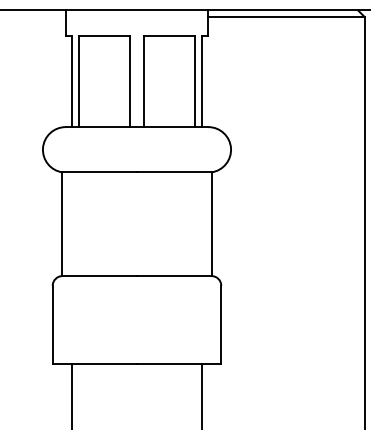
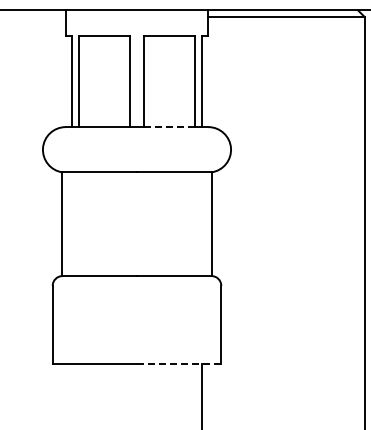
line: solid -> dashed (169, 127)
line: solid -> dashed (178, 363)
line: present -> none (72, 394)
